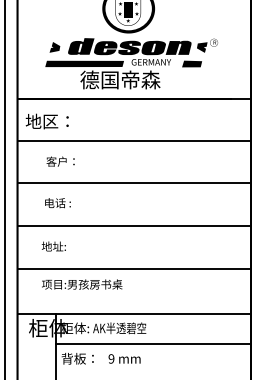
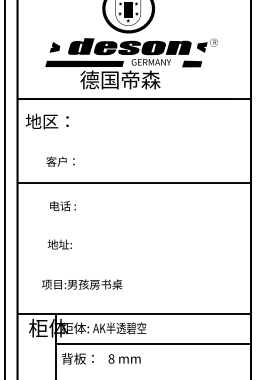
line: present -> none (133, 141)
text position: (57, 203) -> (62, 206) (62, 206)
line: present -> none (133, 225)
text position: (53, 246) -> (59, 244) (59, 244)
line: present -> none (133, 268)
text: 9 -> 8 (111, 358)
